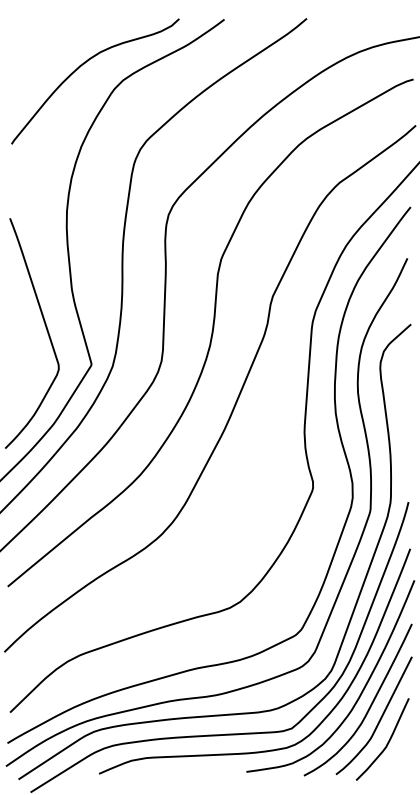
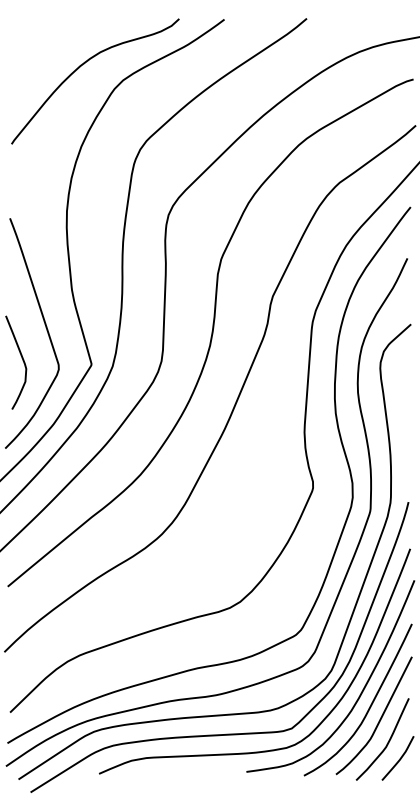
curve: none -> present (22, 360)
curve: none -> present (398, 759)
